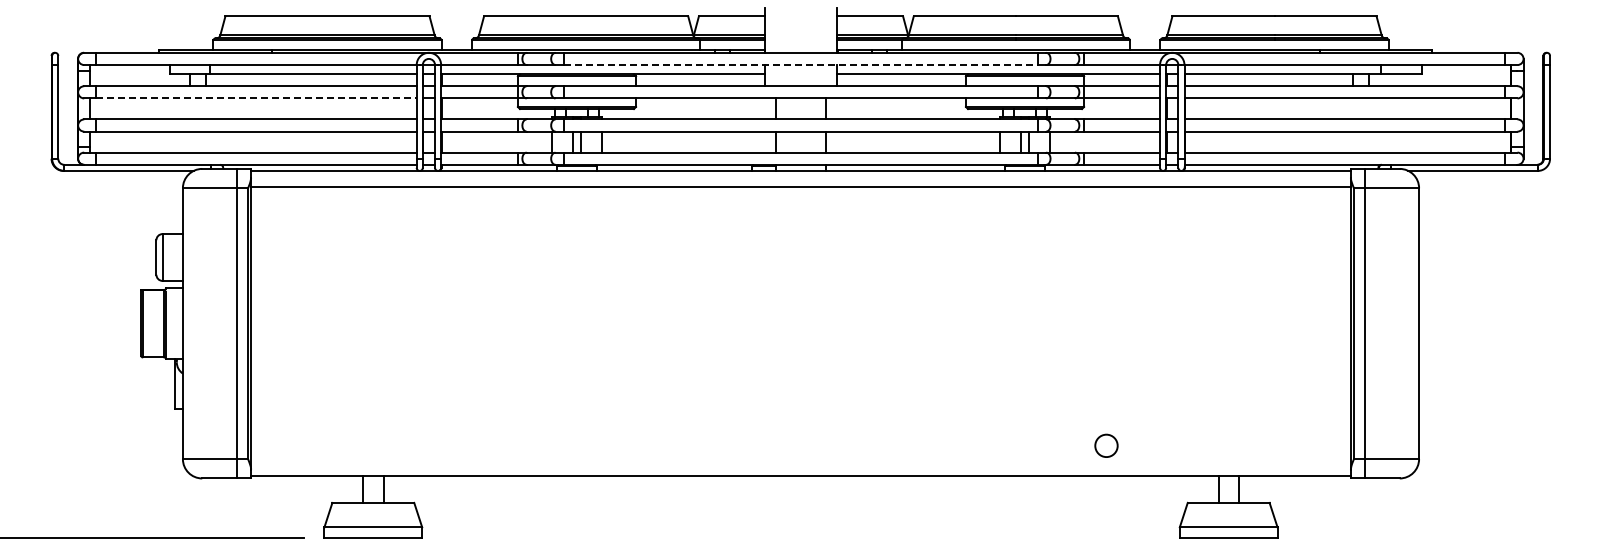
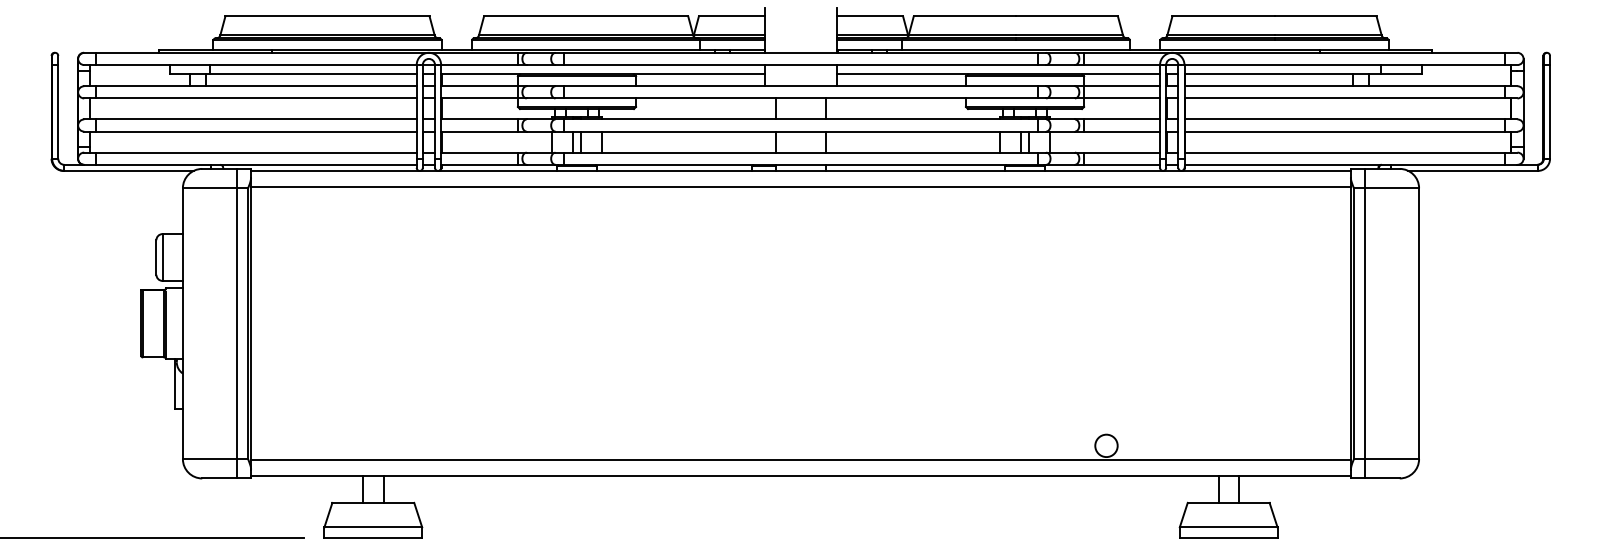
line: dashed -> solid (800, 65)
line: dashed -> solid (257, 98)
line: none -> present (800, 460)
